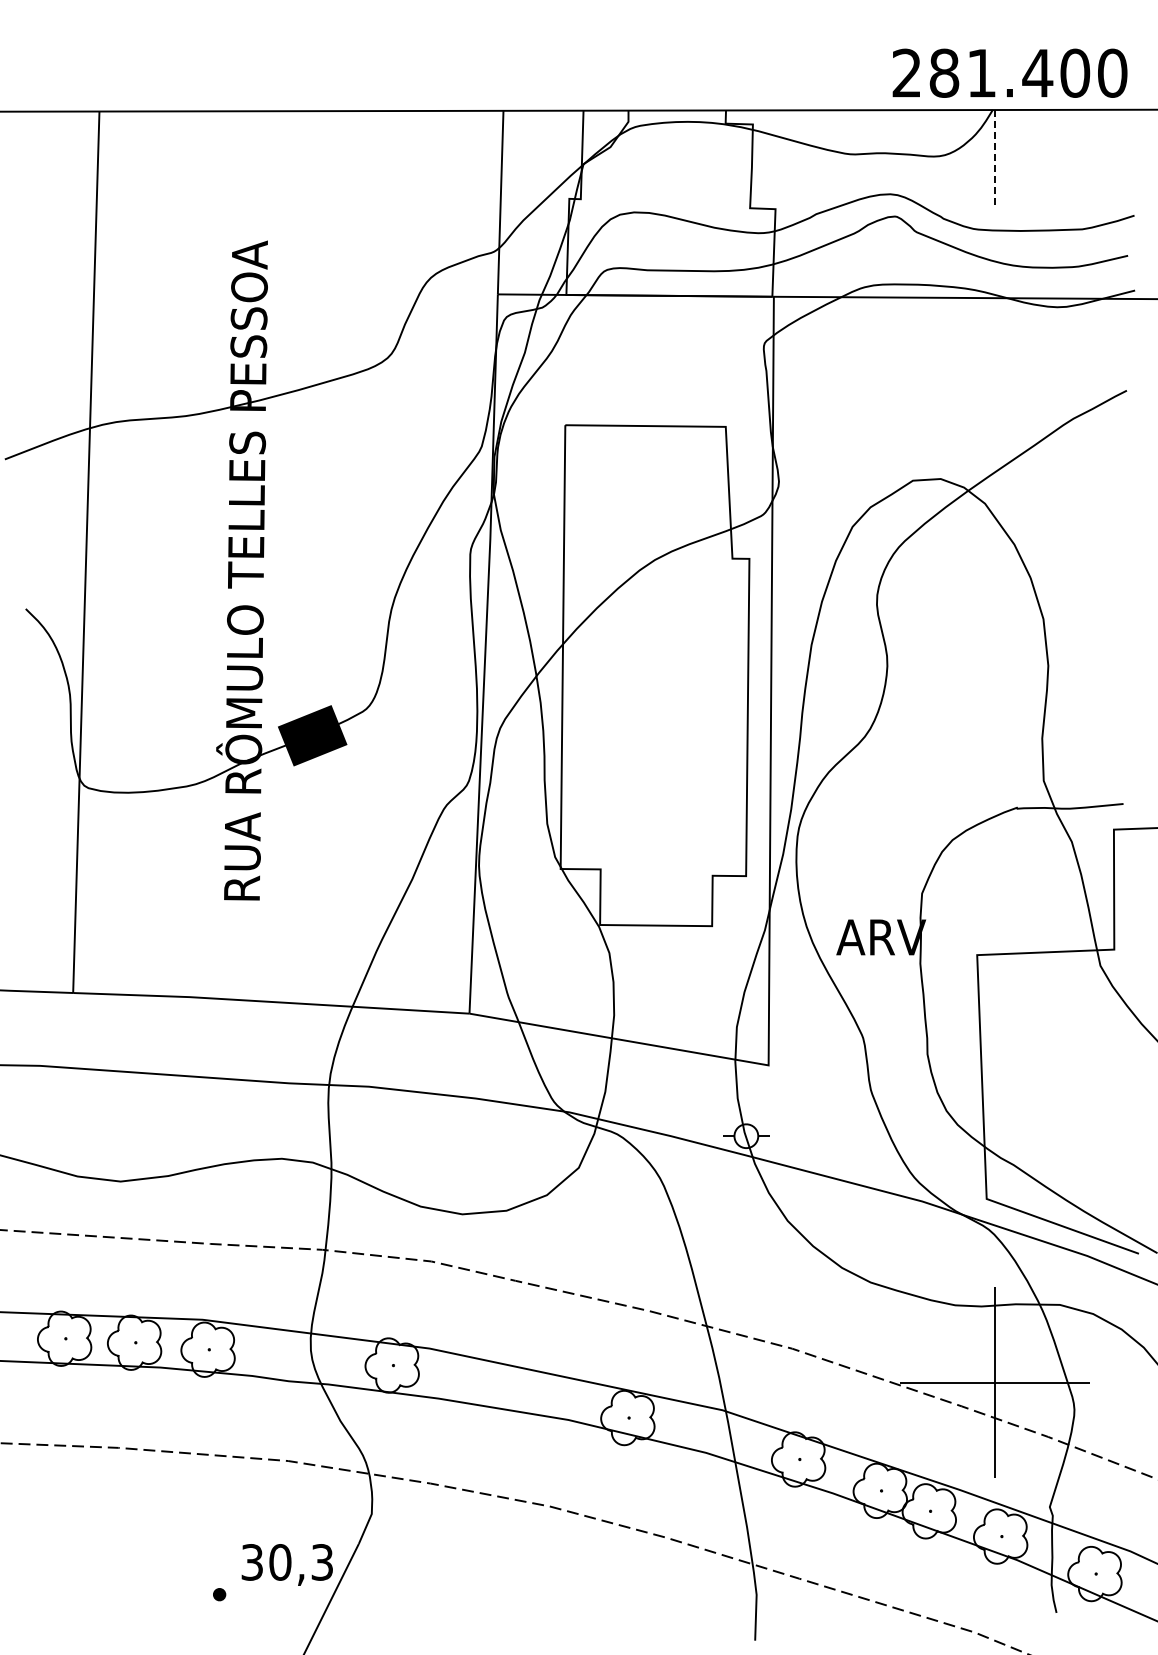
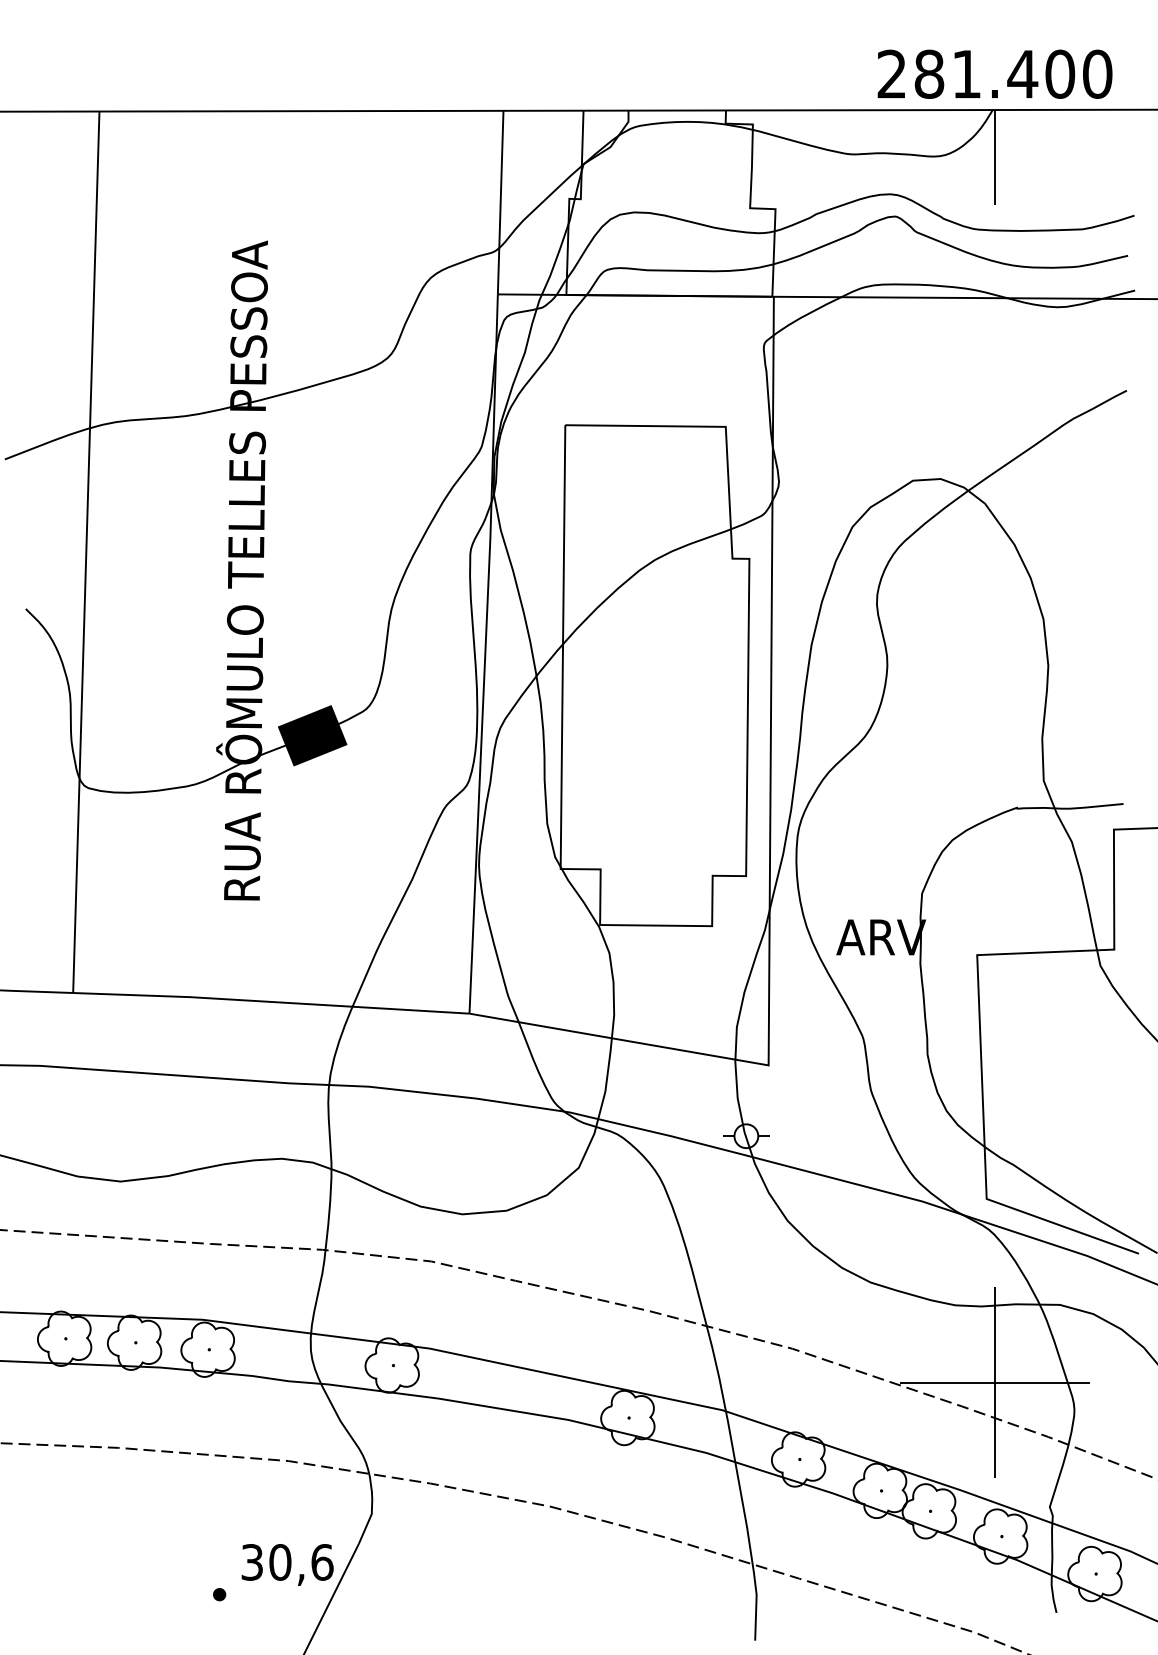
text position: (1009, 72) -> (994, 73) (994, 73)
line: dashed -> solid (994, 157)
text: 30,3 -> 30,6 (322, 1562)
